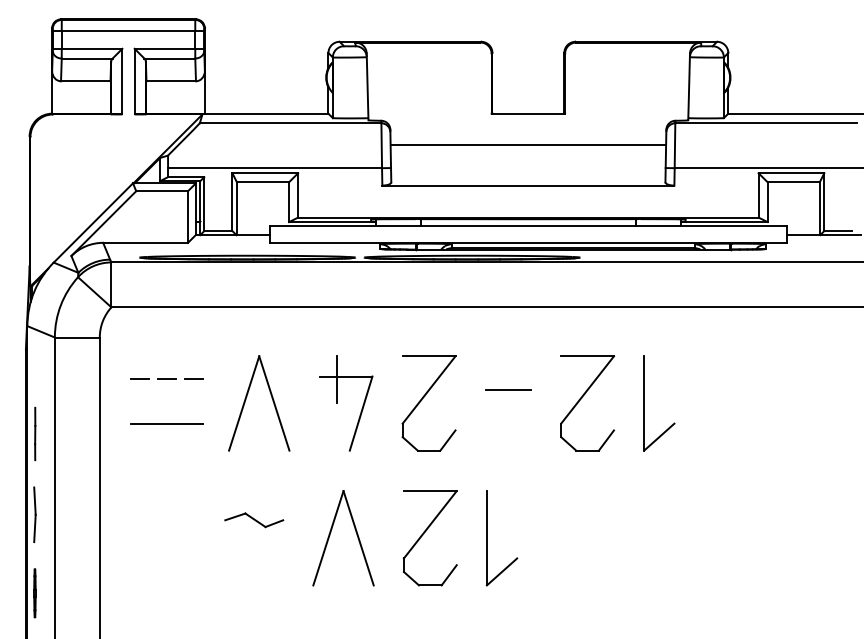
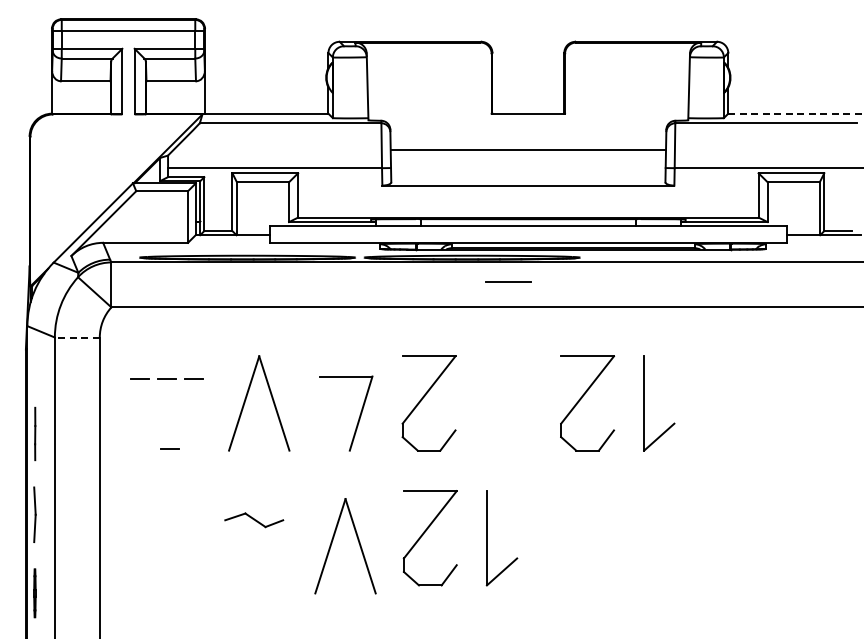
line: solid -> dashed (796, 113)
line position: (528, 145) -> (528, 150) (528, 150)
line: solid -> dashed (76, 337)
line: present -> none (337, 379)
line position: (508, 389) -> (508, 281) (508, 281)
line: present -> none (166, 423)
line: none -> present (169, 448)
part position: (330, 535) -> (332, 543) (332, 543)
